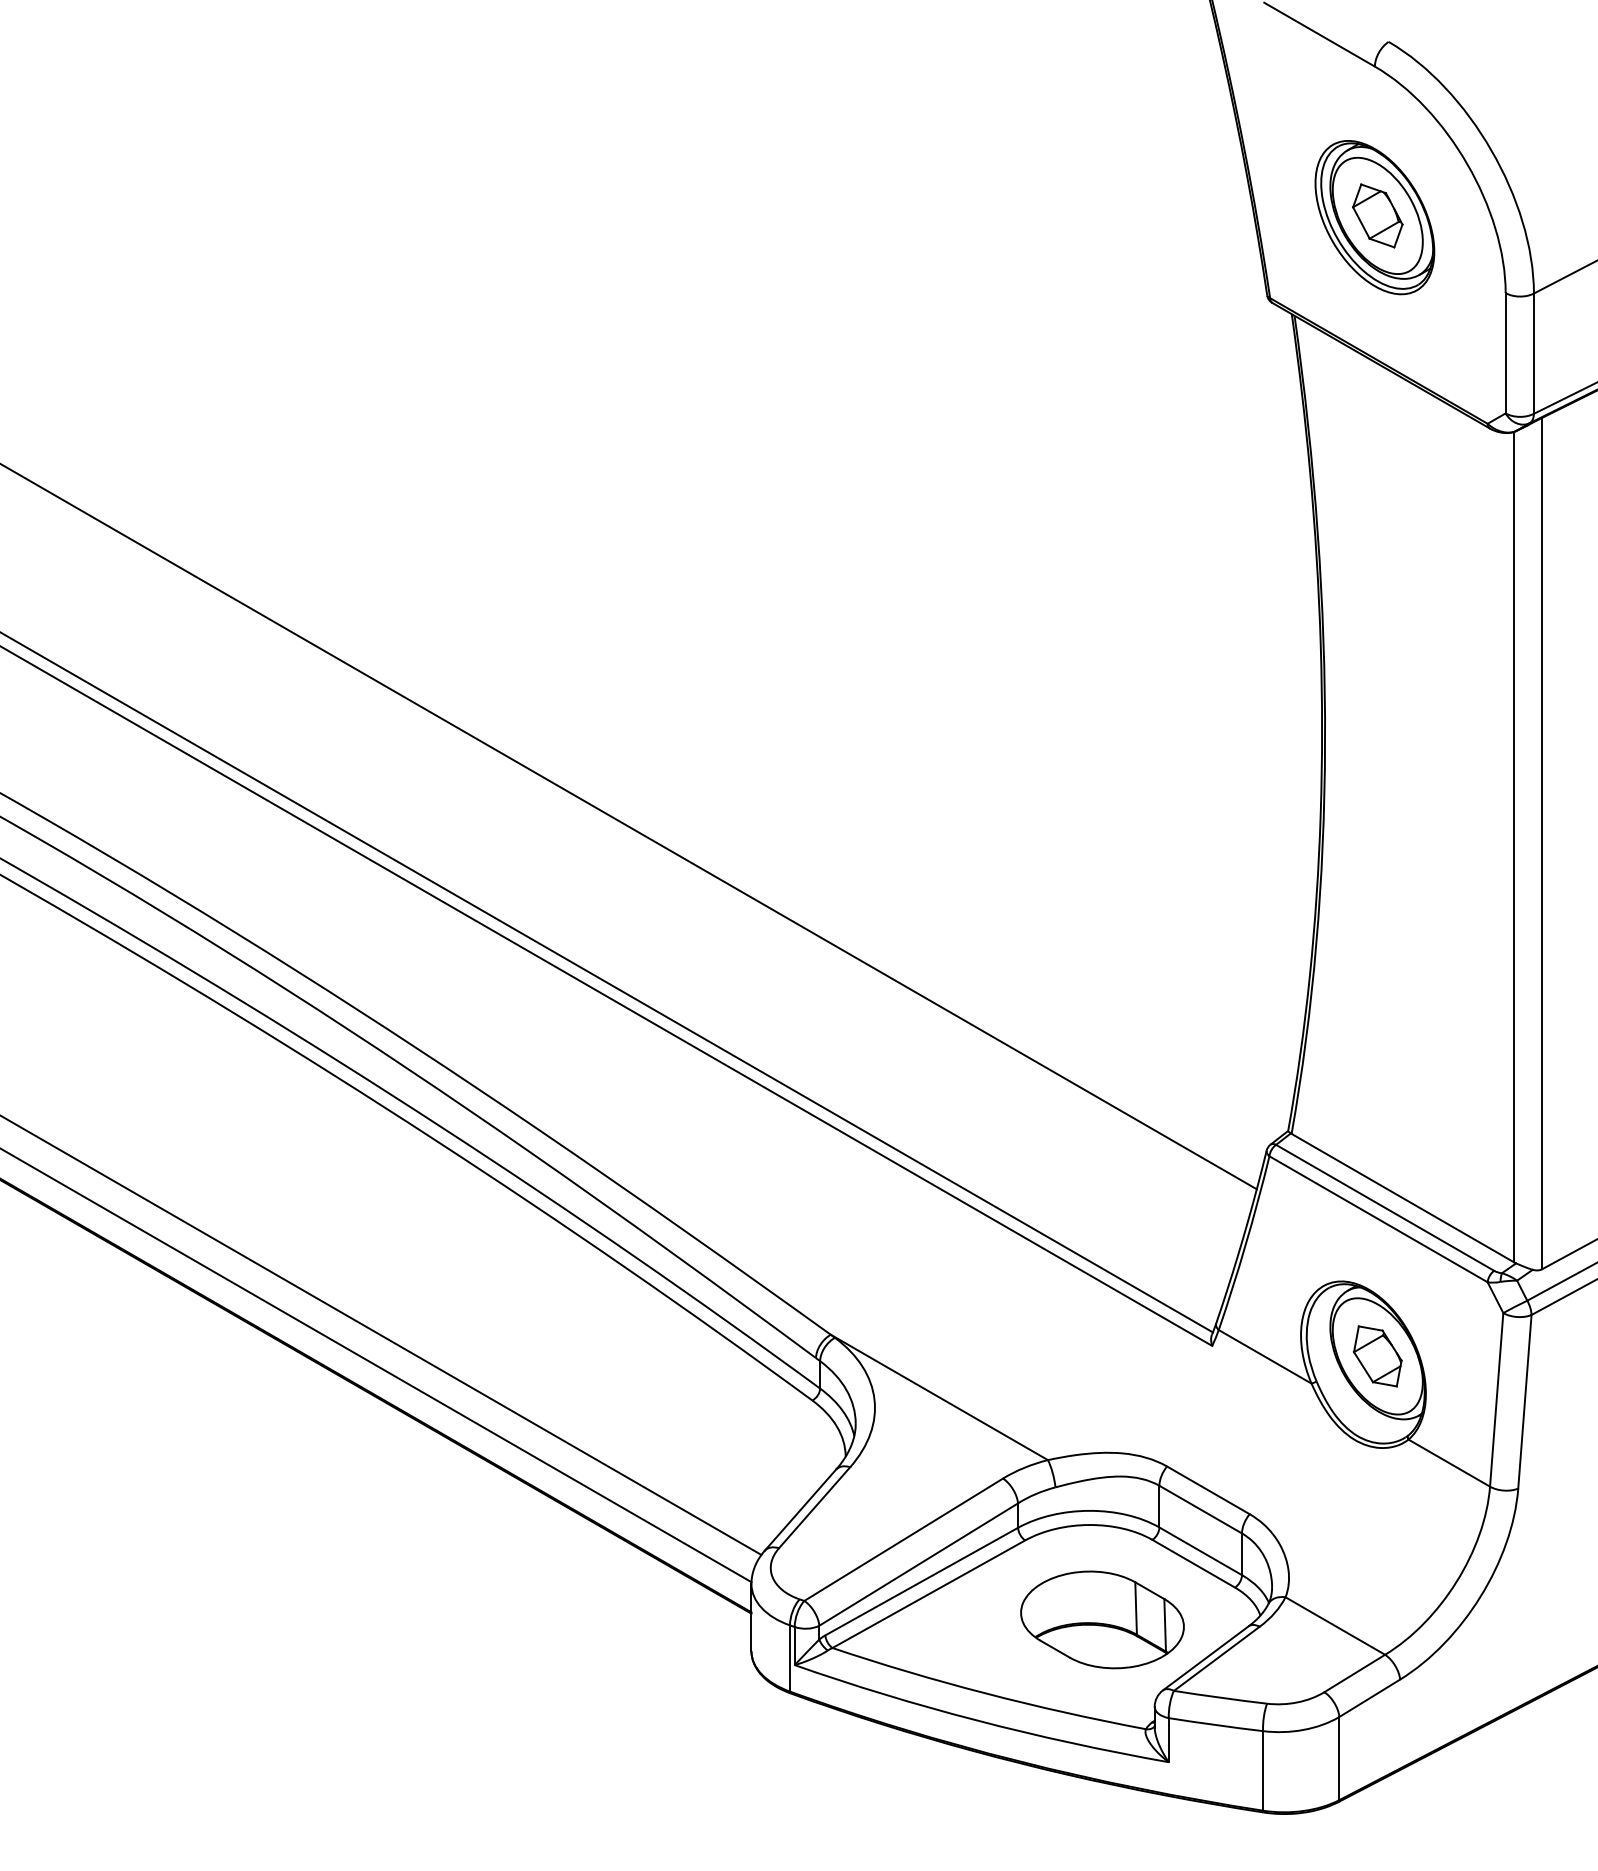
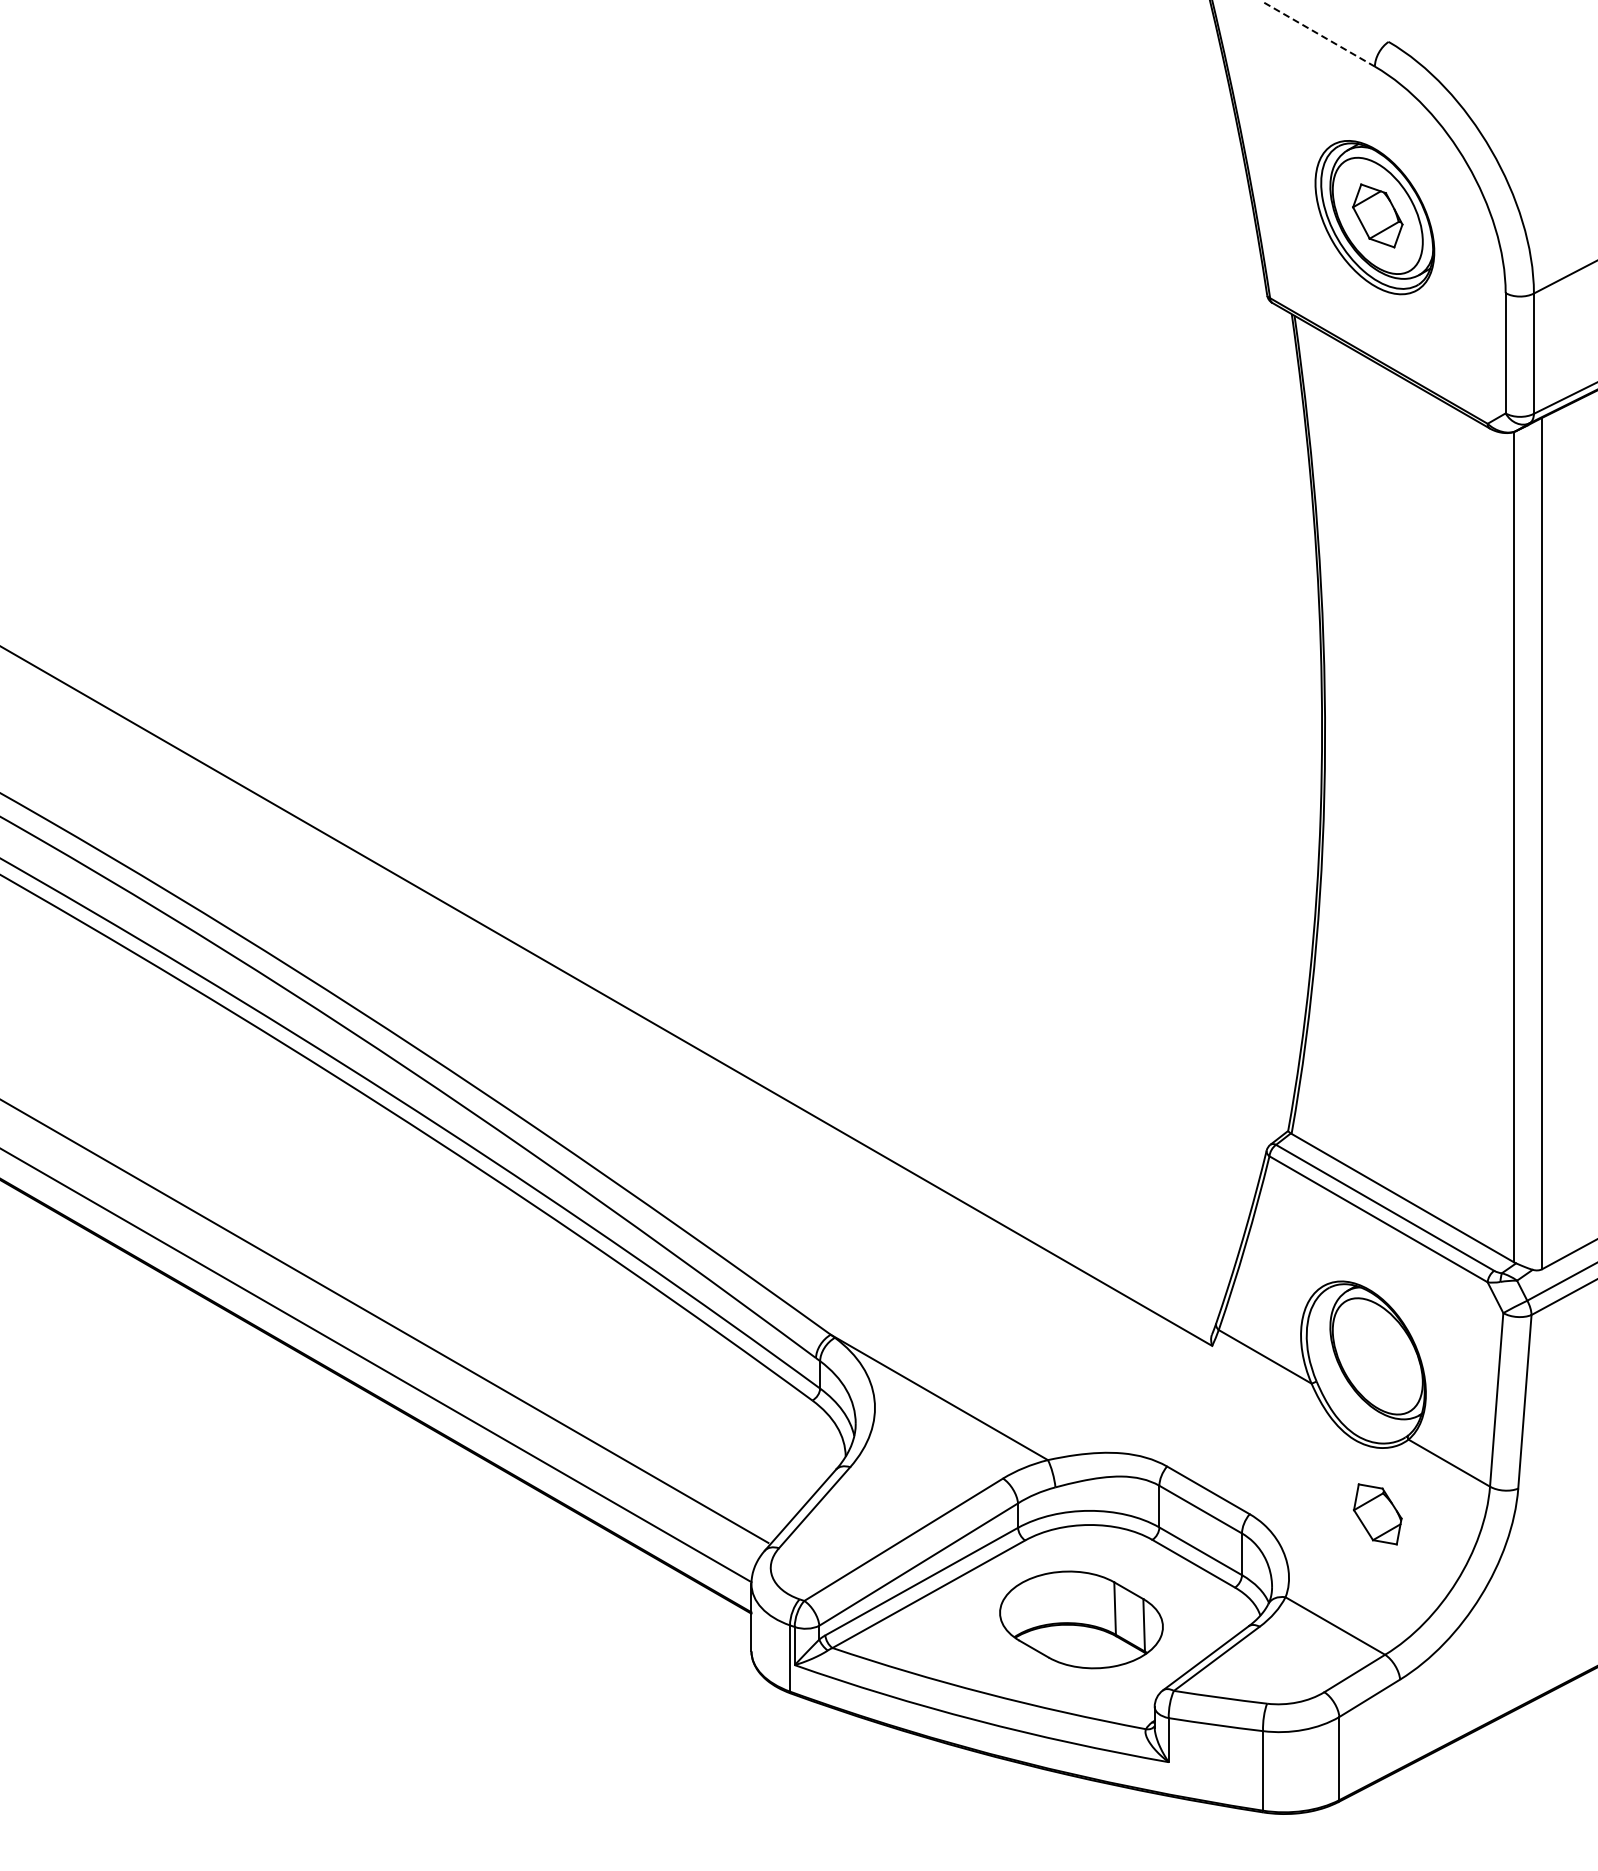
line: solid -> dashed (1319, 34)
line: present -> none (629, 826)
line: present -> none (607, 982)
line position: (381, 1335) -> (385, 1321) (385, 1321)
part position: (1377, 1356) -> (1377, 1514) (1377, 1514)
part position: (1102, 1619) -> (1081, 1619) (1081, 1619)
